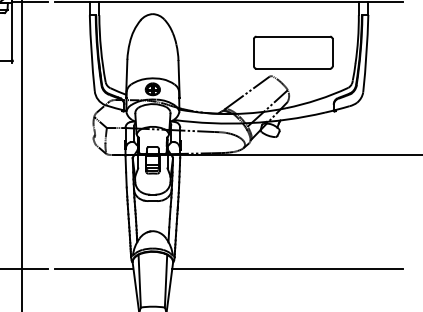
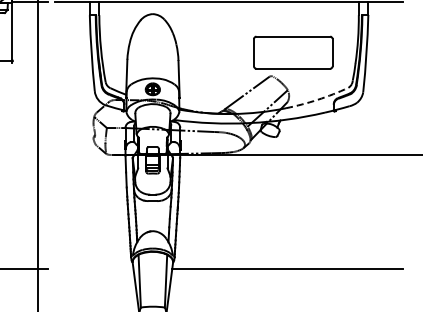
arc: solid -> dashed (317, 99)
line position: (21, 155) -> (37, 155) (37, 155)
line: present -> none (93, 268)
